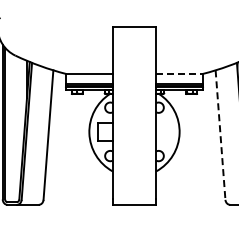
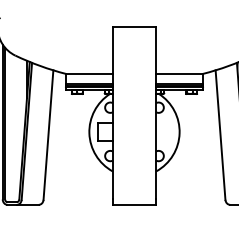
line: dashed -> solid (179, 73)
line: dashed -> solid (220, 135)
